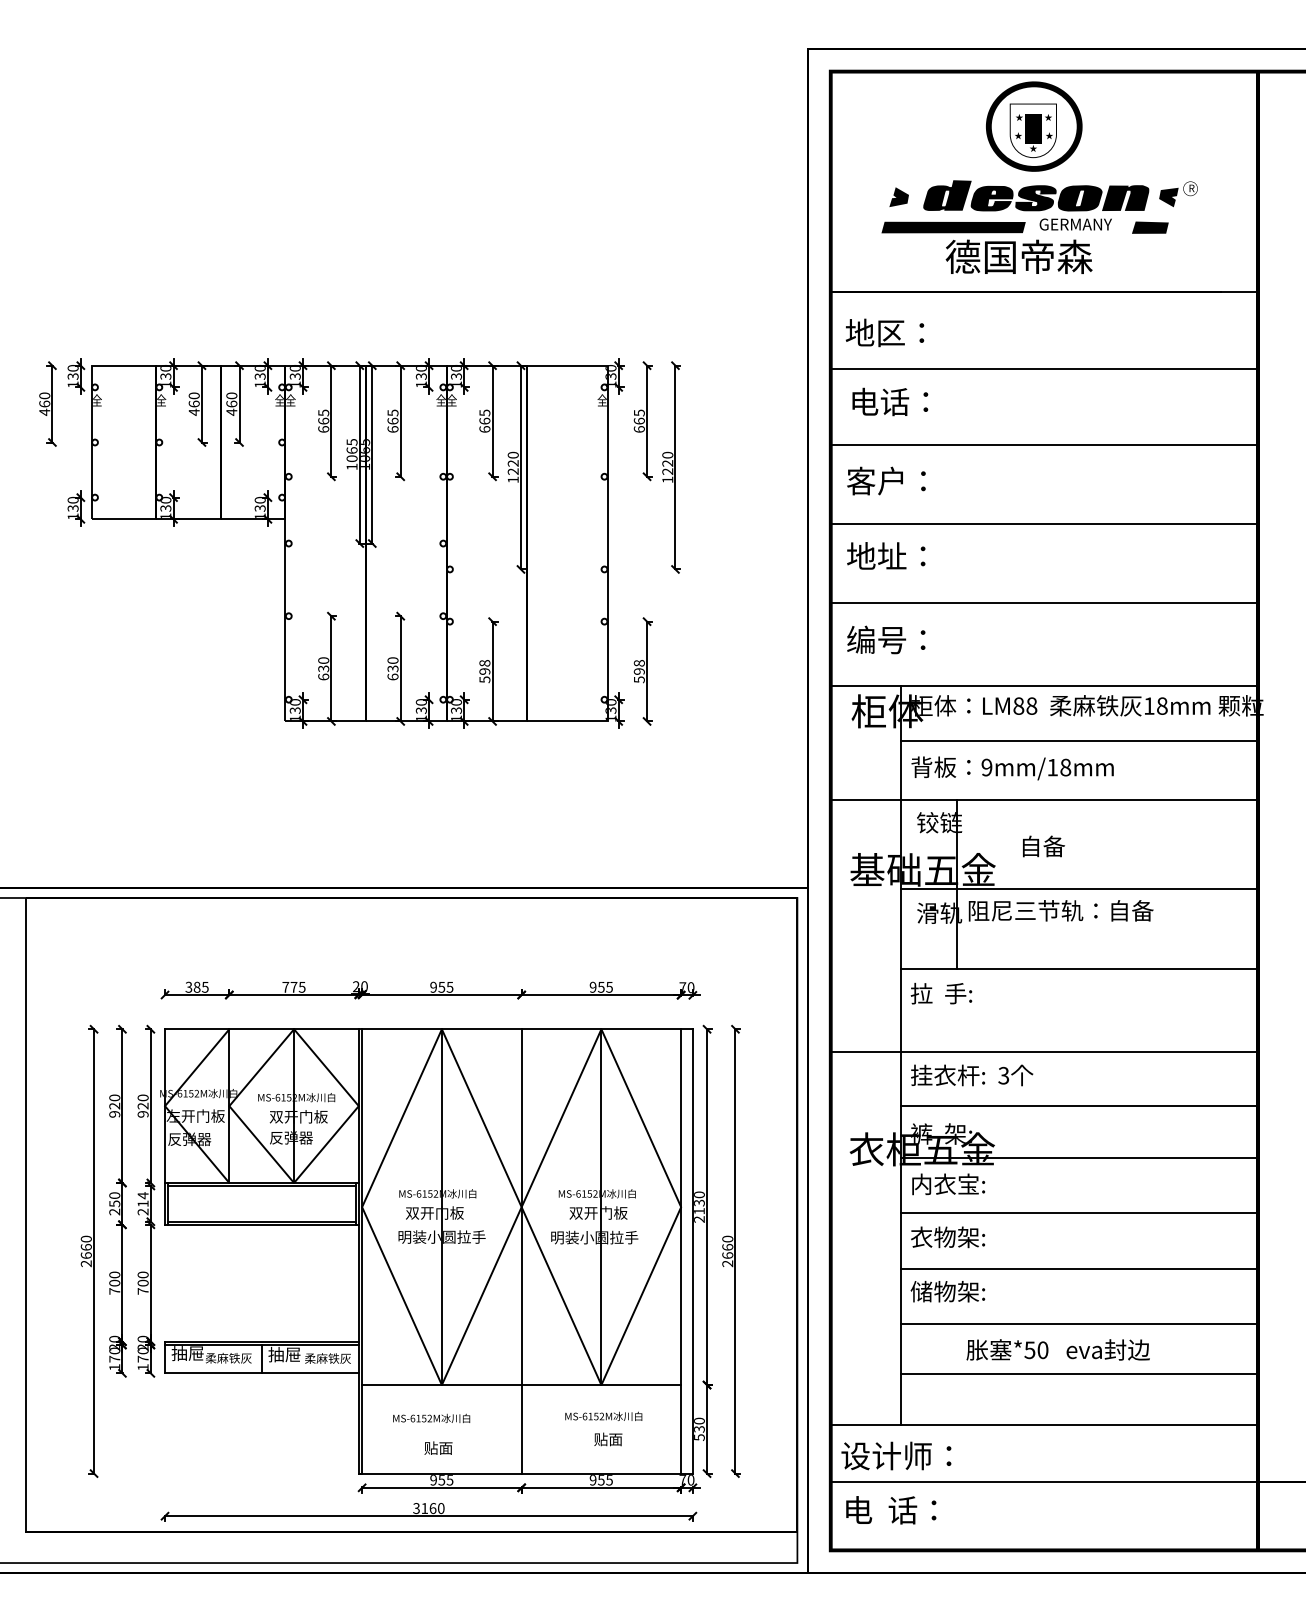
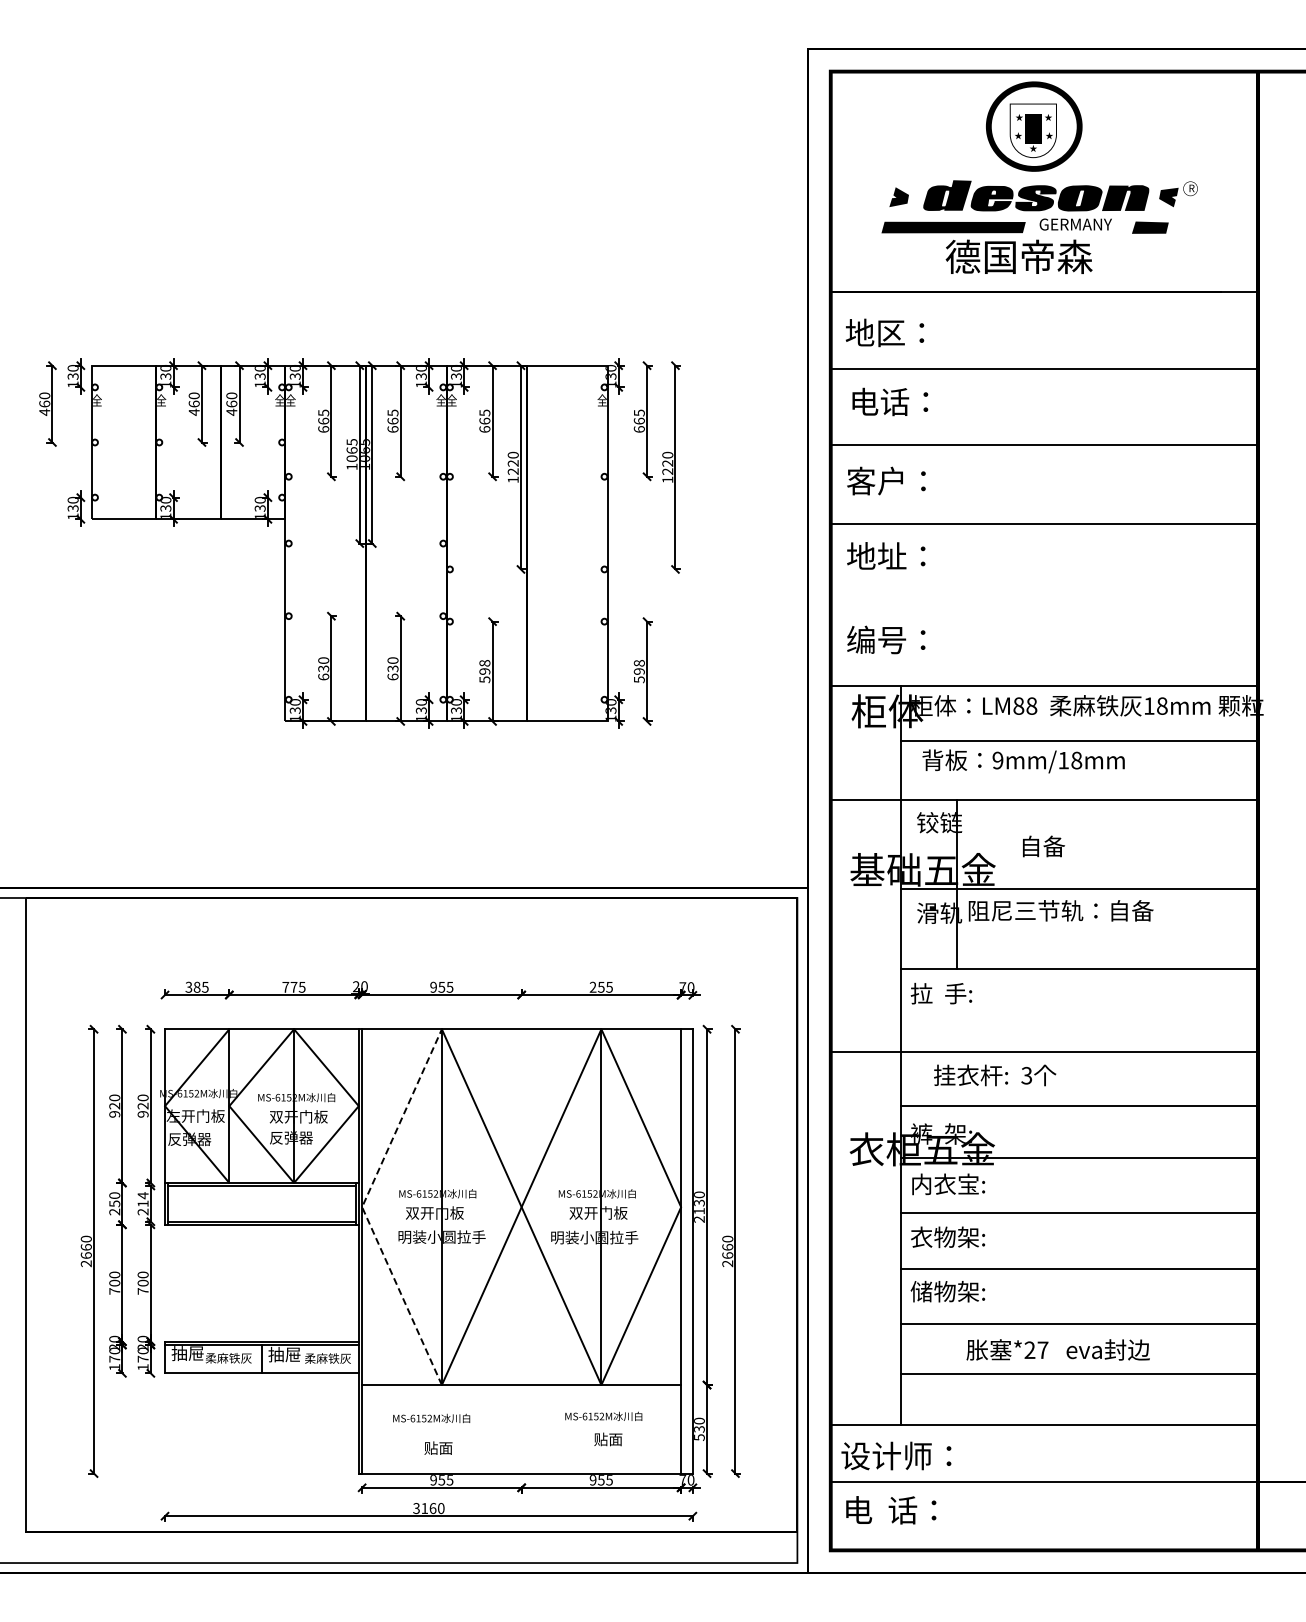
line: present -> none (1044, 602)
text position: (1012, 768) -> (1023, 761) (1023, 761)
text: 955 -> 255 (592, 987)
text position: (972, 1075) -> (995, 1075) (995, 1075)
line: solid -> dashed (362, 1207)
line: present -> none (521, 1251)
text: *50 -> *27 (1036, 1350)
